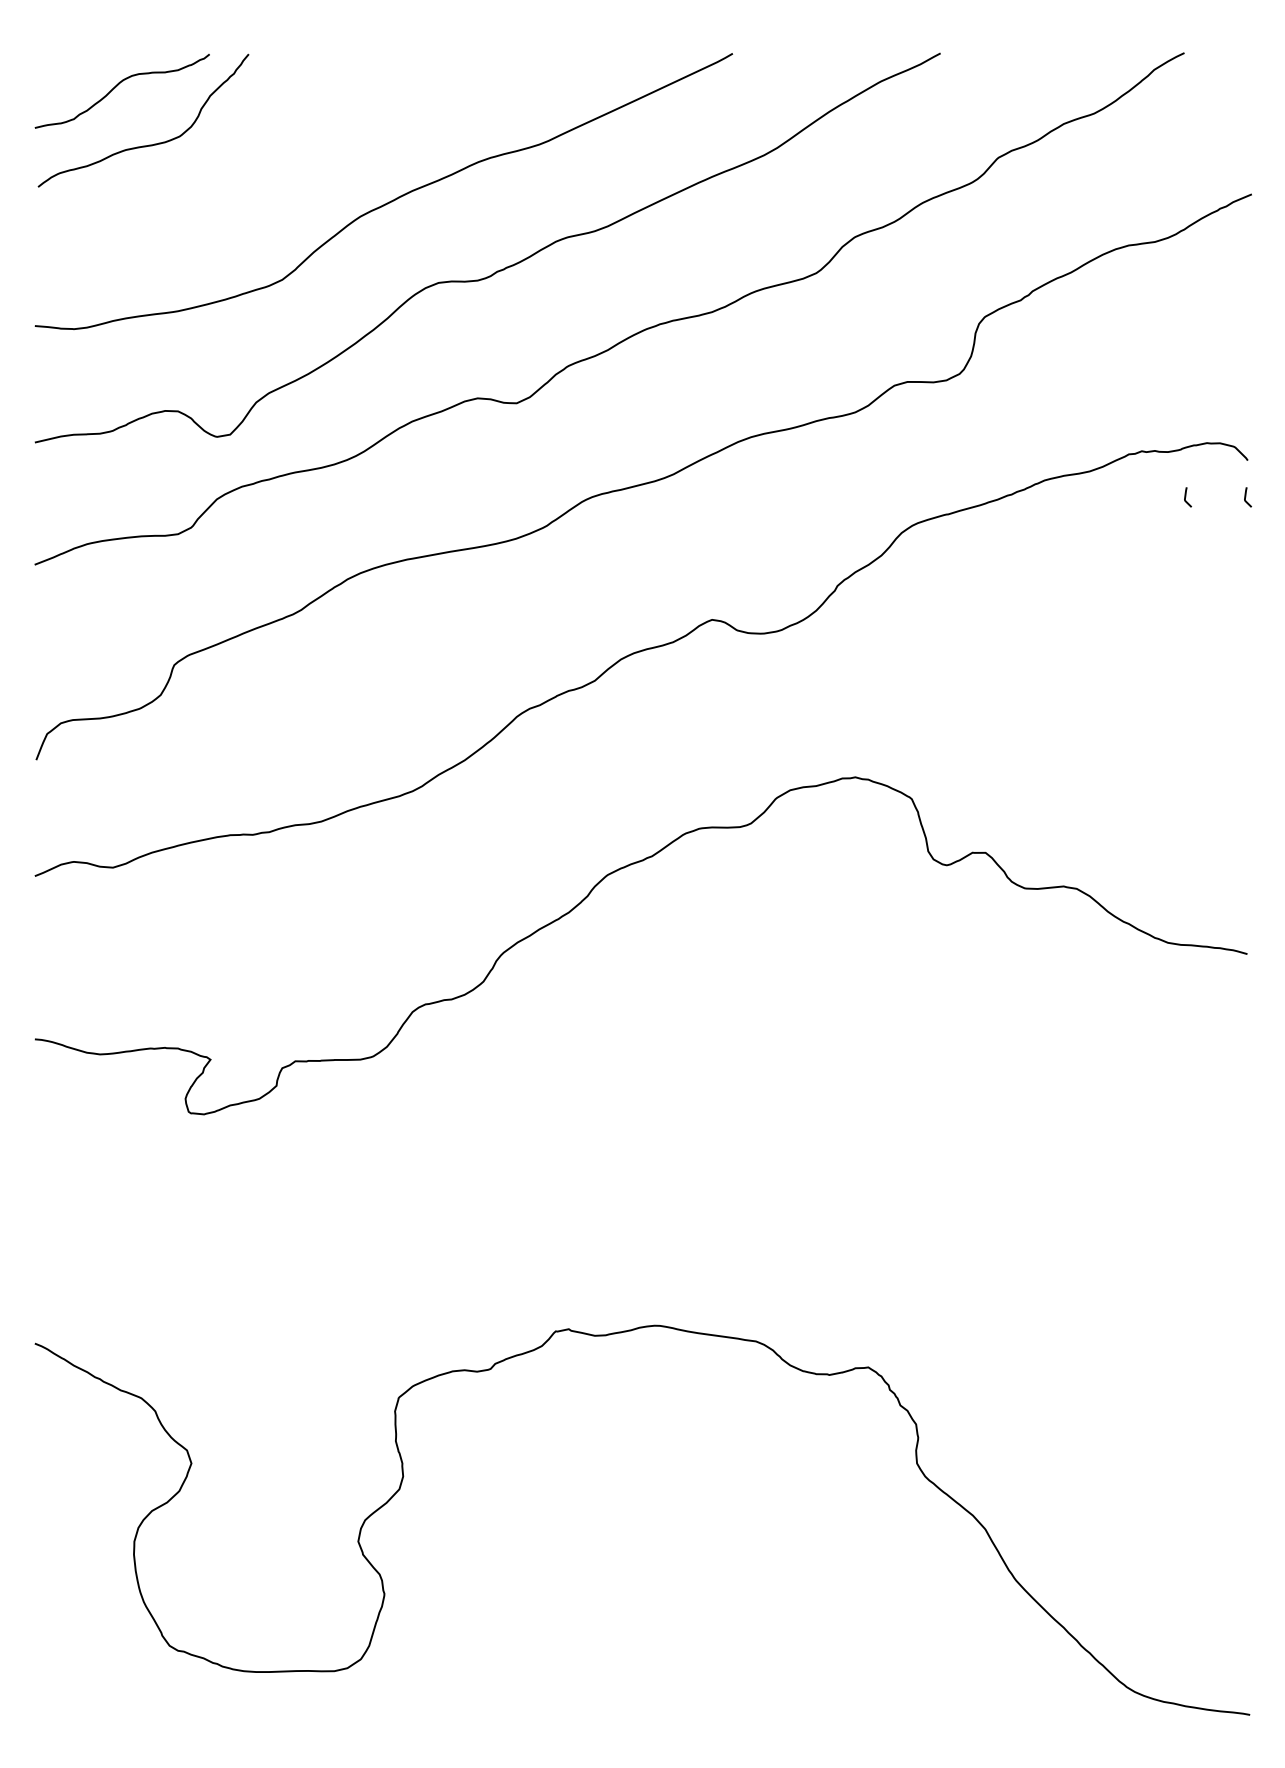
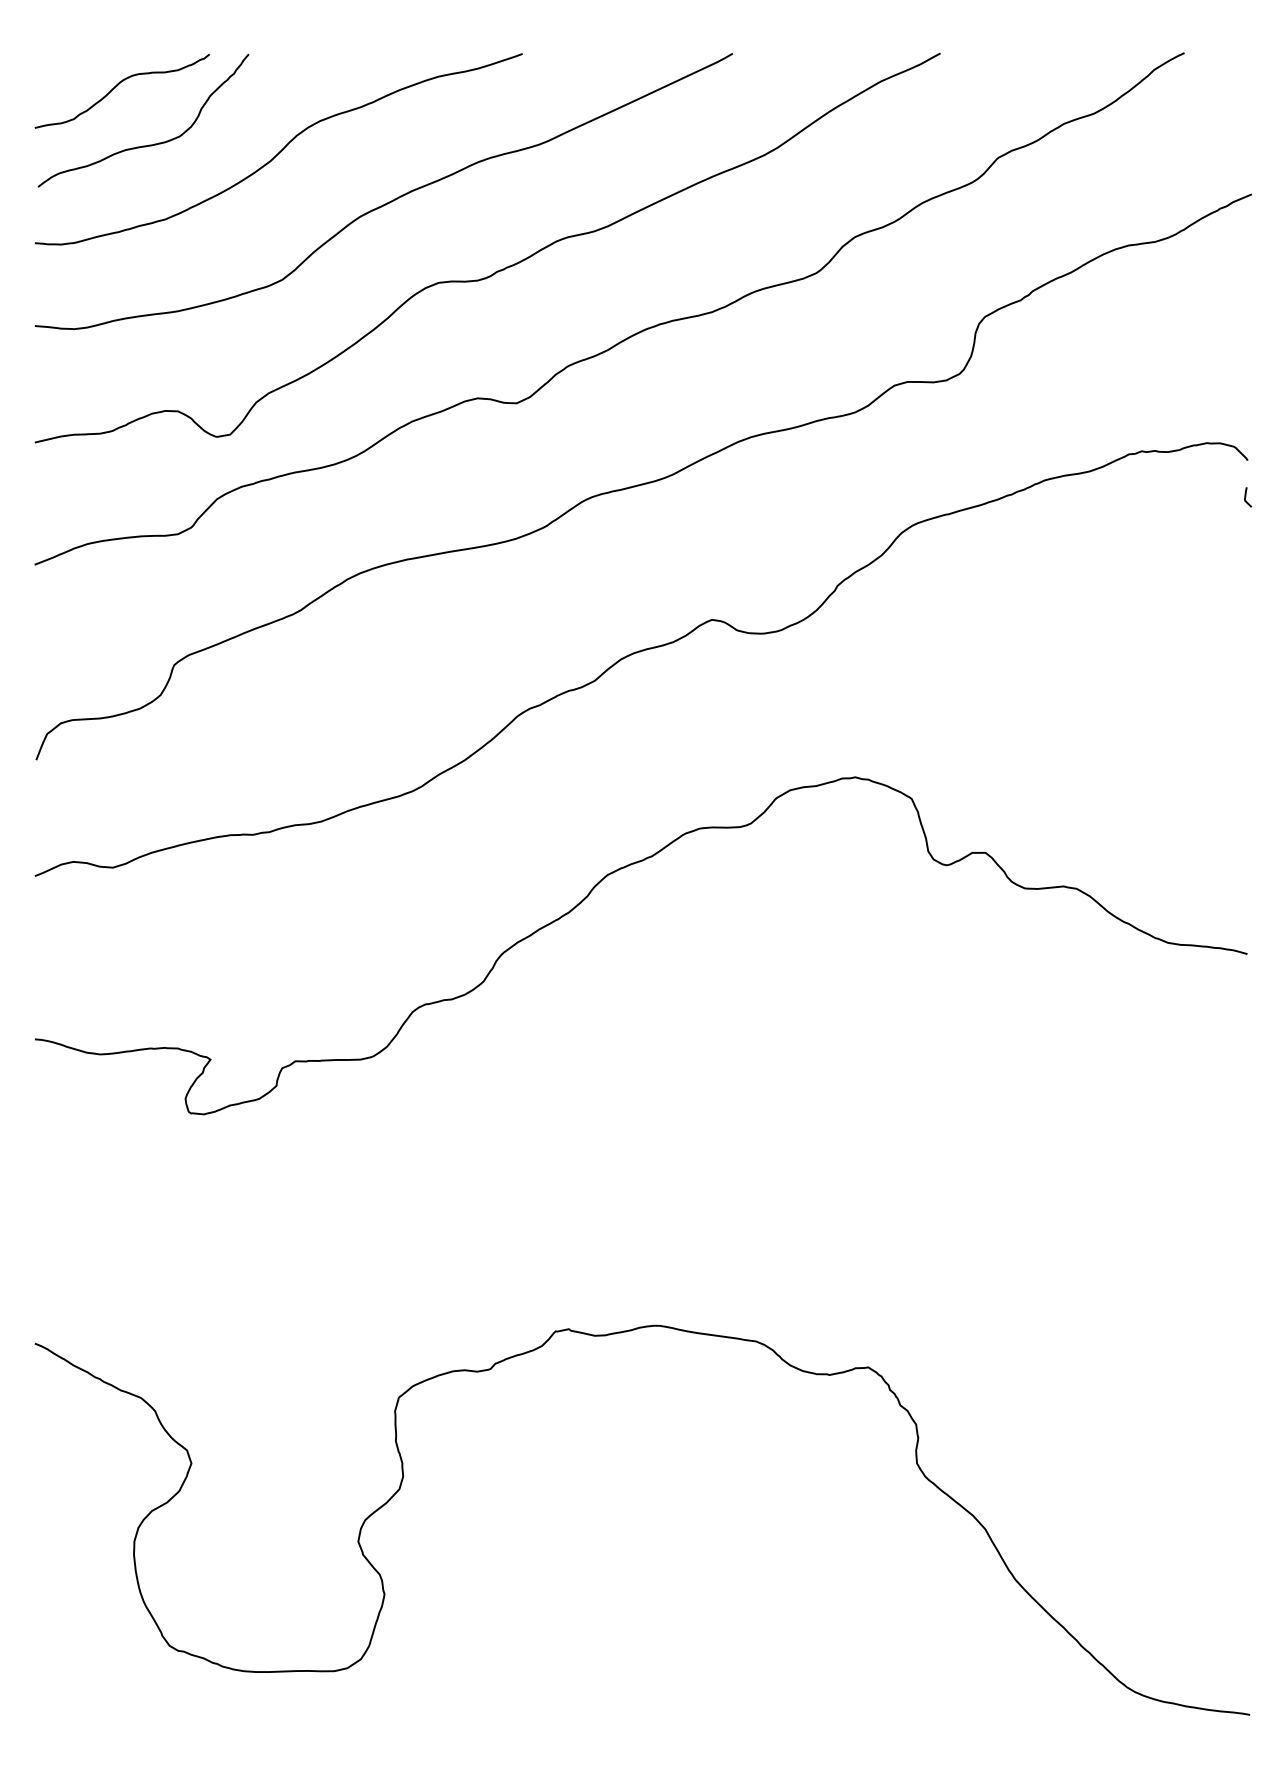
curve: none -> present (280, 150)
curve: present -> none (1186, 497)
